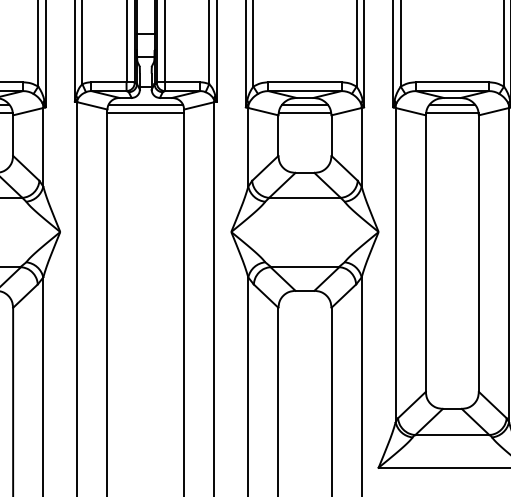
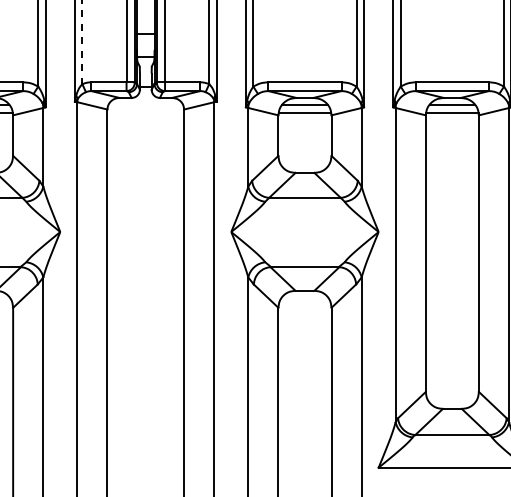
line: solid -> dashed (82, 42)
line: present -> none (145, 104)
line: present -> none (145, 113)
